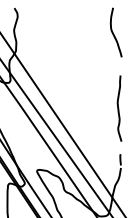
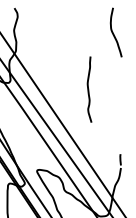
curve position: (119, 108) -> (89, 89) (89, 89)
